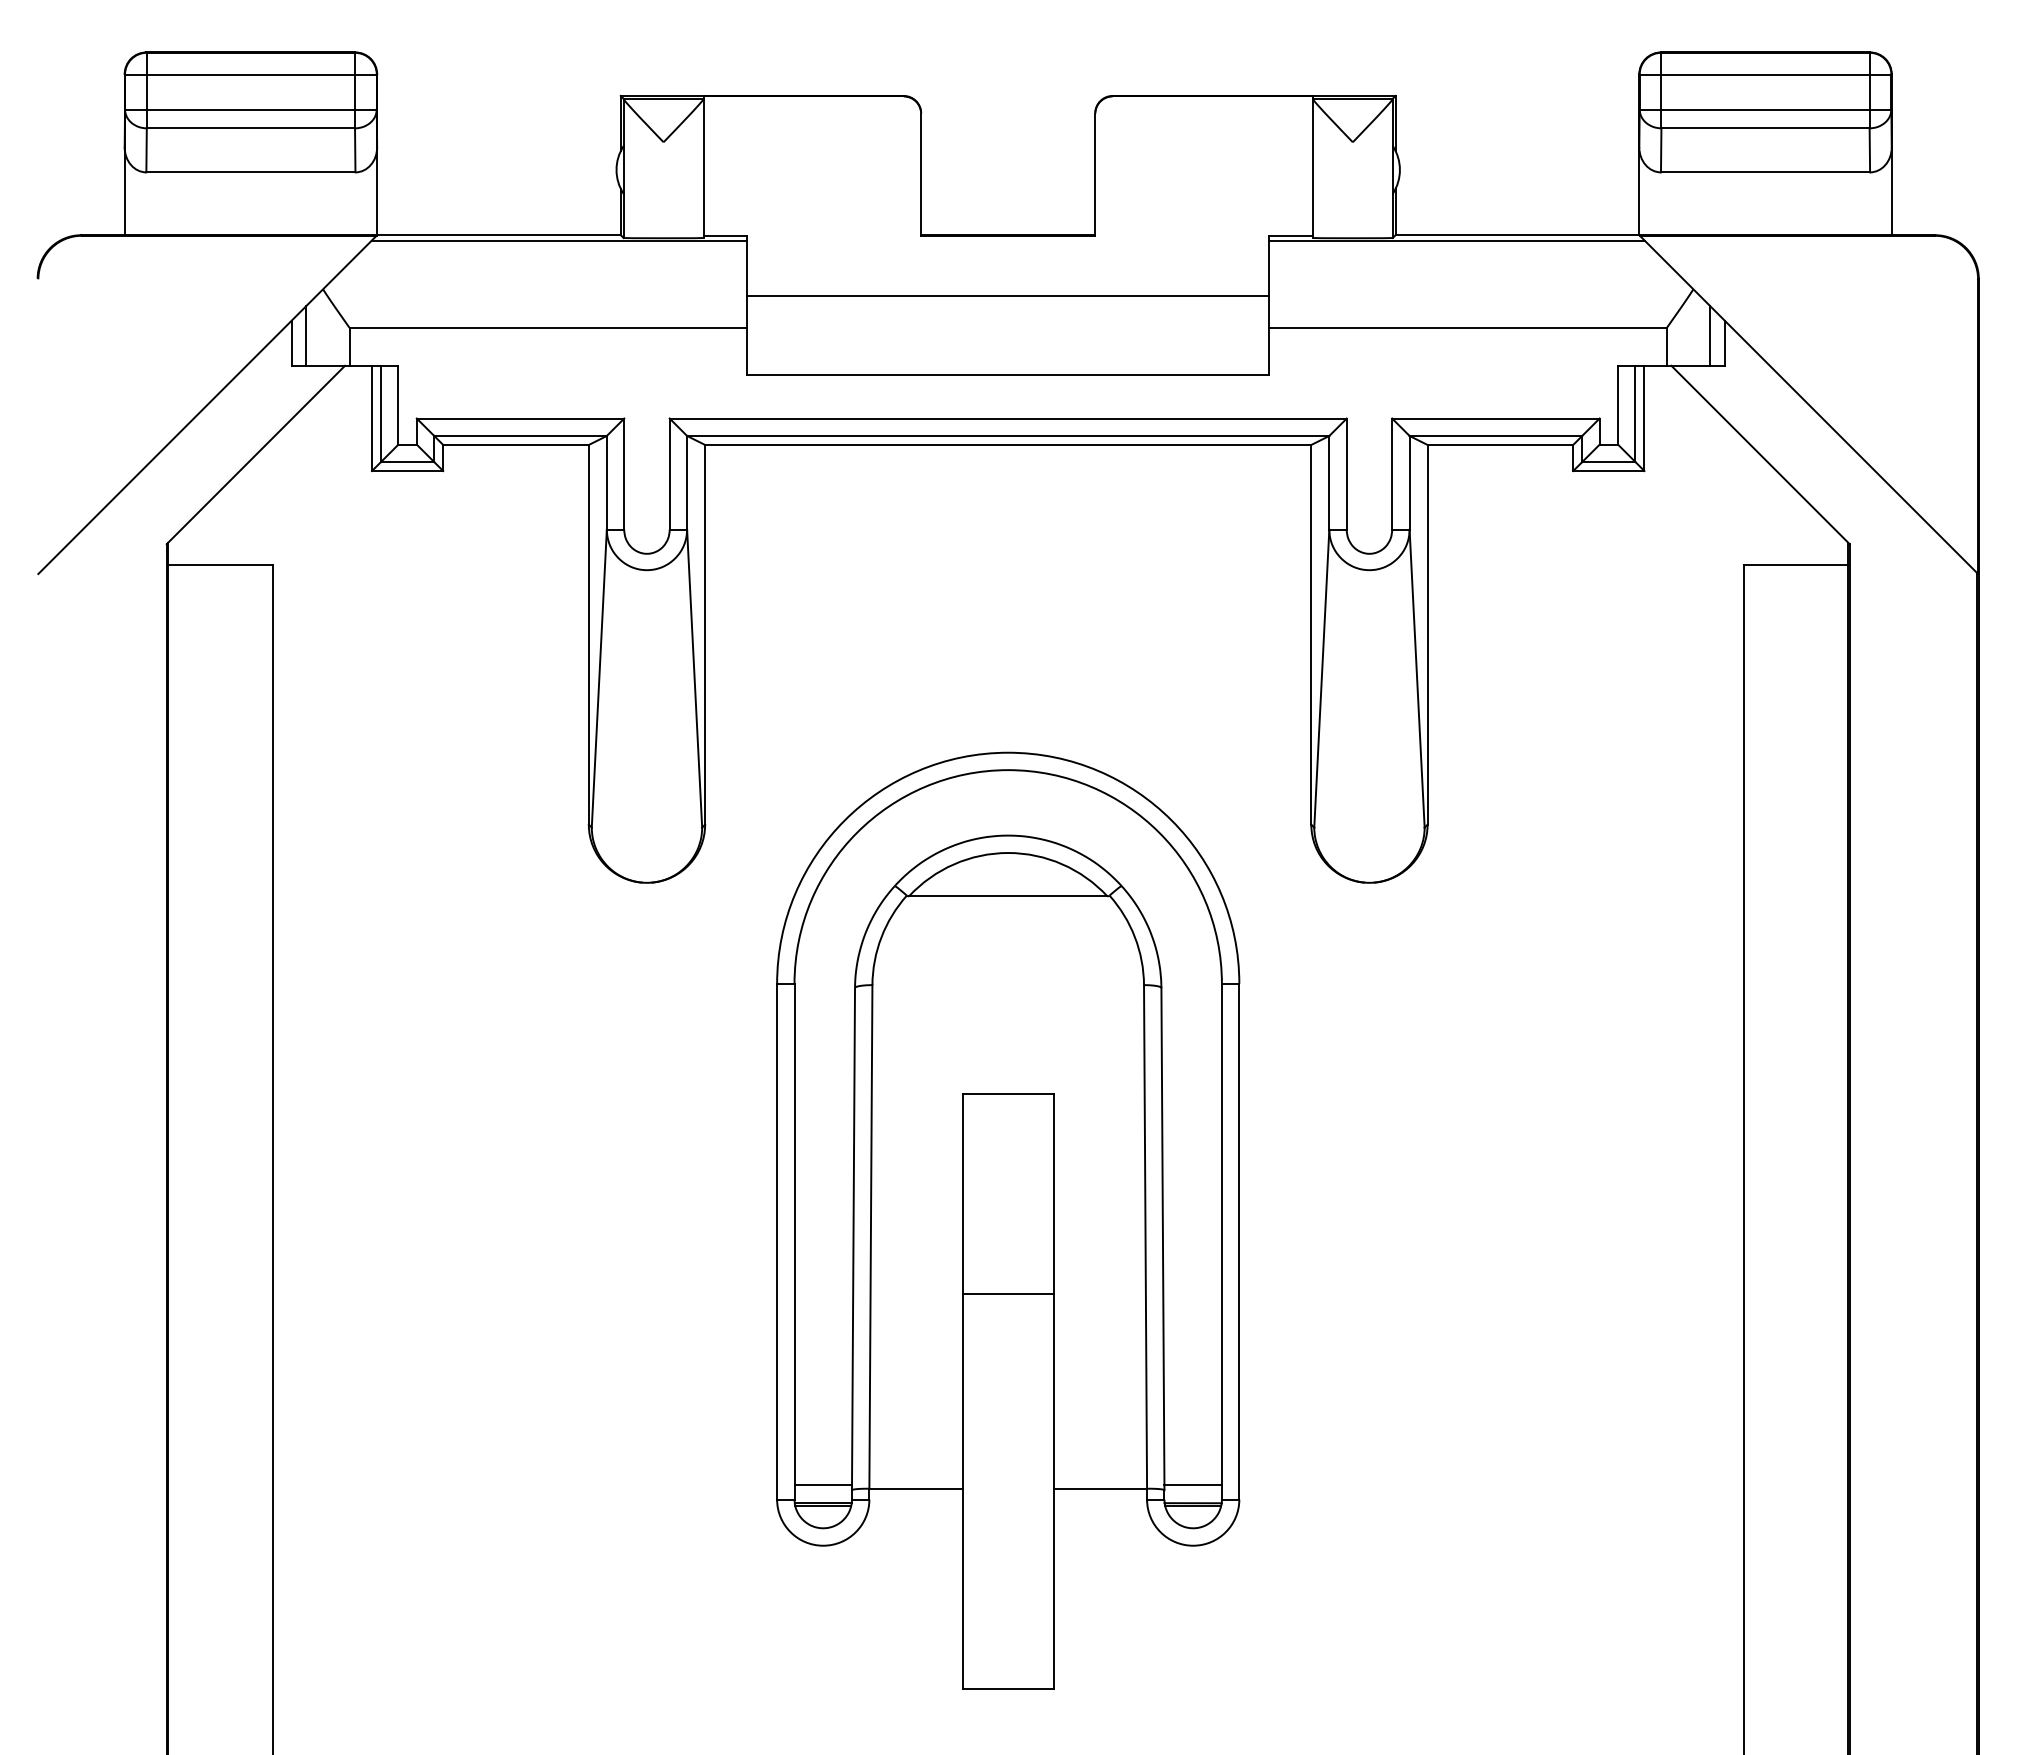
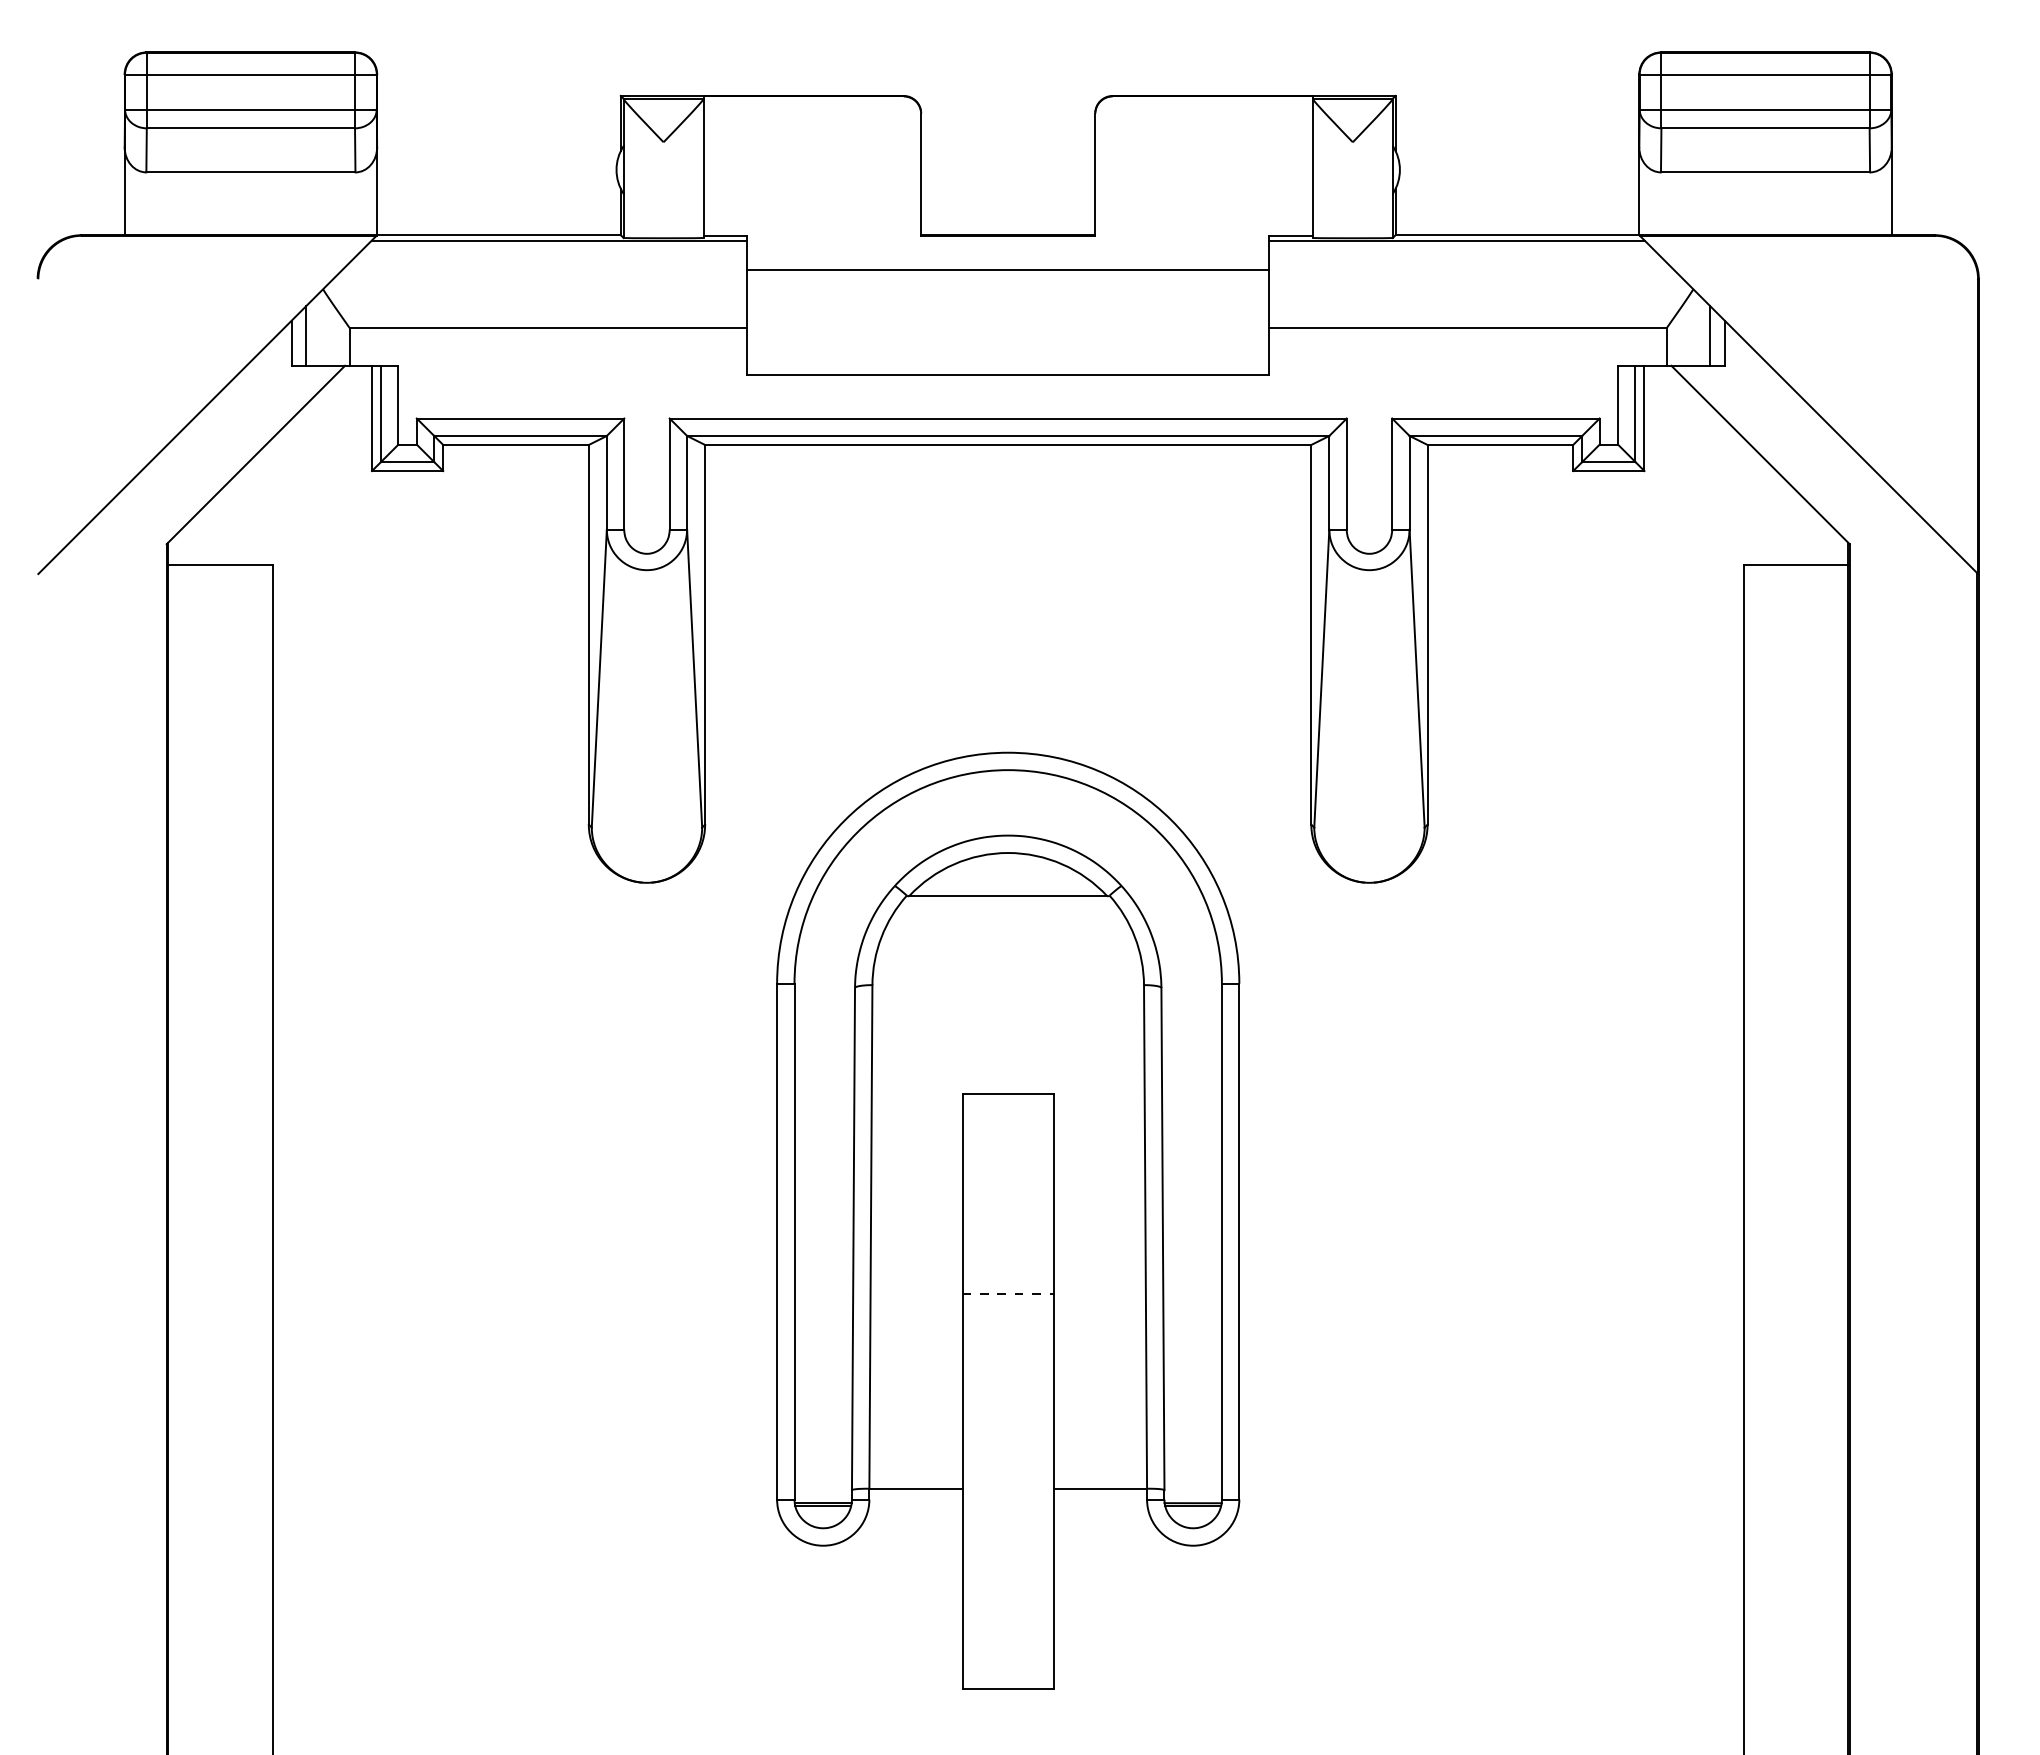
line position: (1008, 296) -> (1008, 270) (1008, 270)
line: solid -> dashed (1008, 1294)
line: present -> none (822, 1485)
line: present -> none (1192, 1485)
